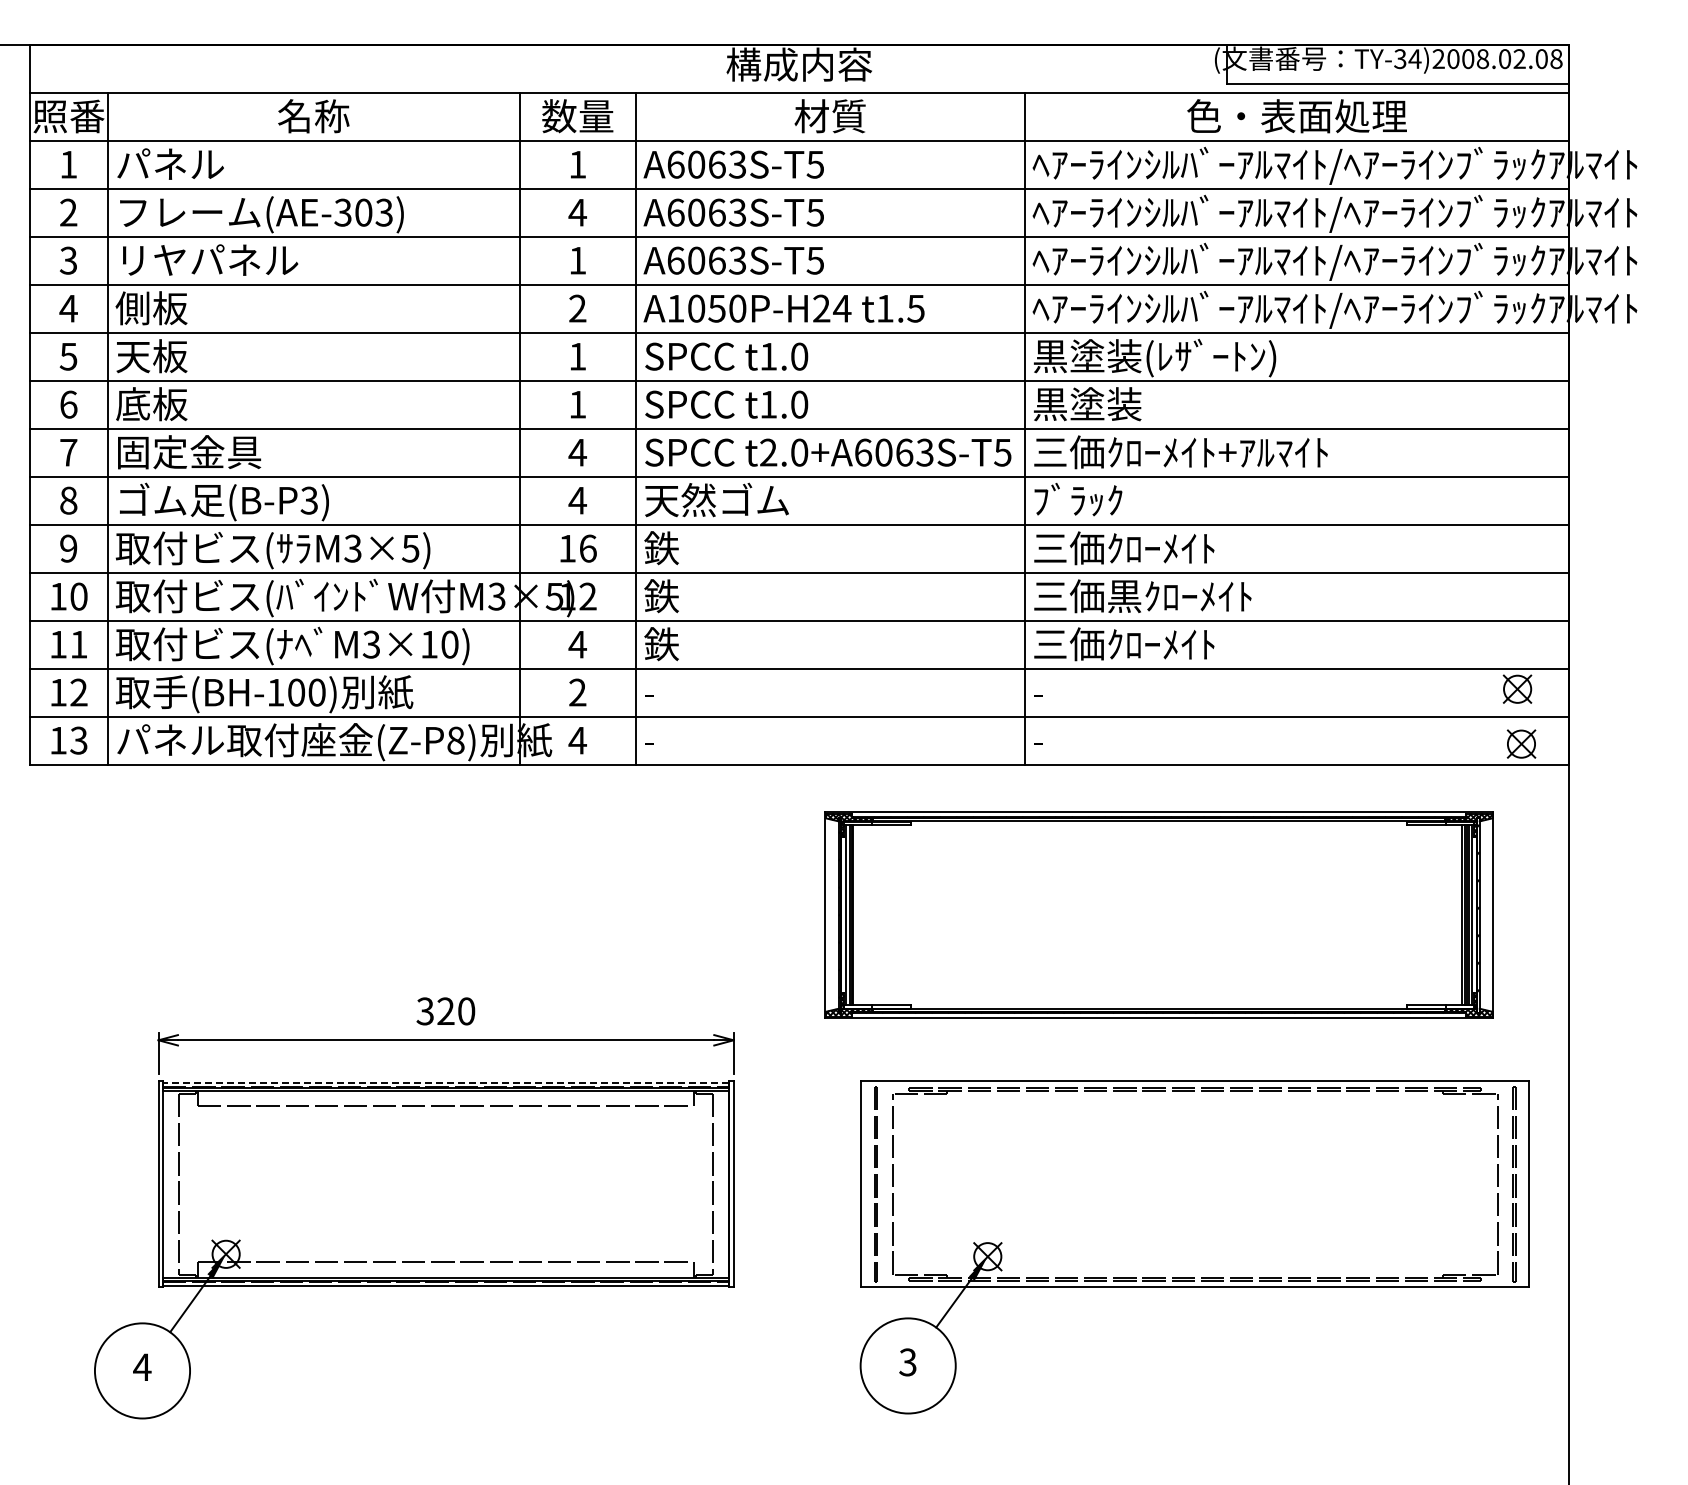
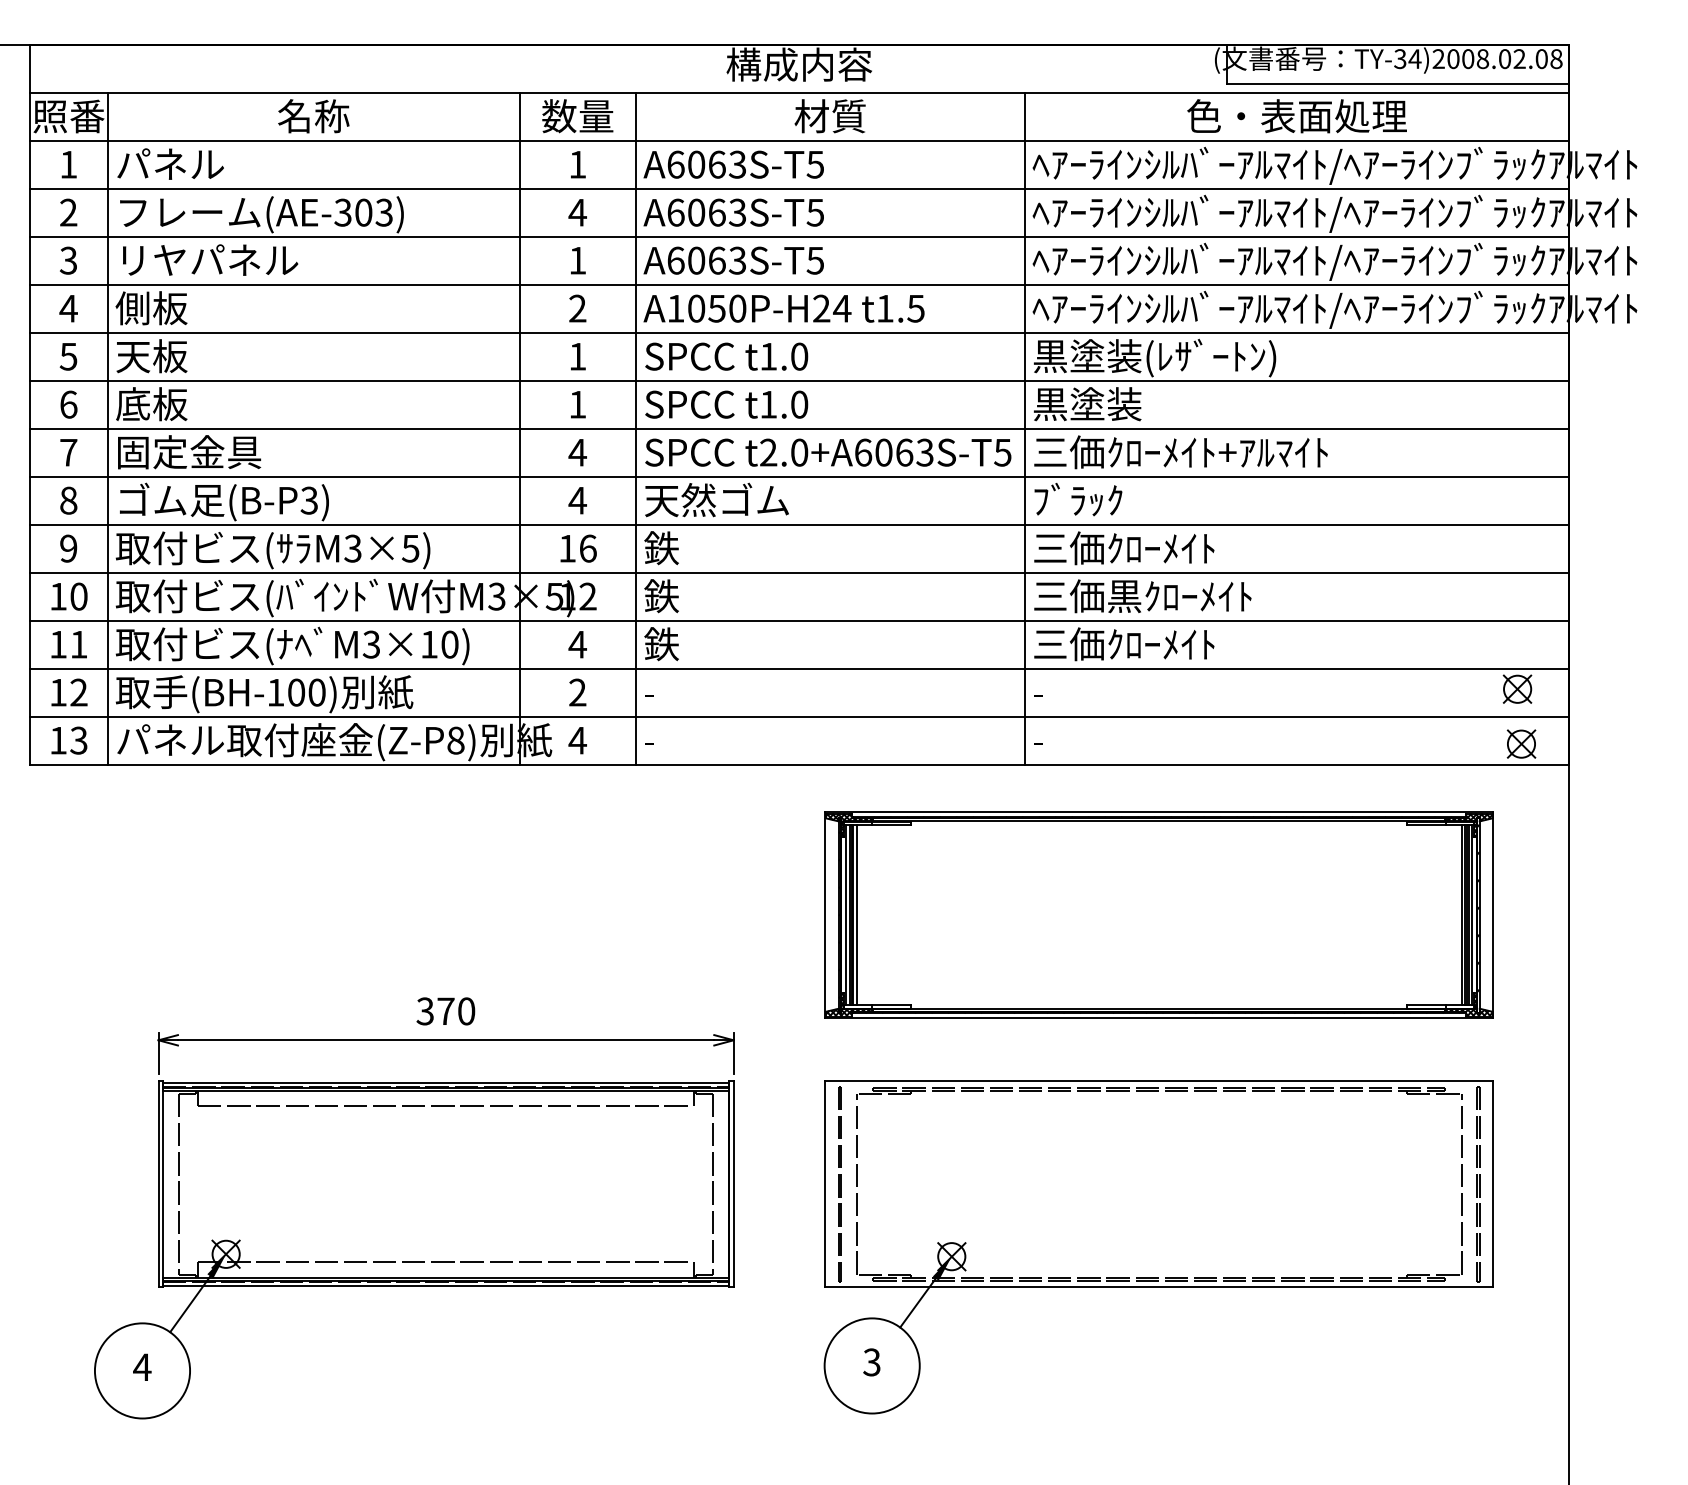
line: none -> present (856, 914)
text: 320 -> 370 (445, 1010)
line: dashed -> solid (446, 1082)
part position: (1194, 1247) -> (1158, 1247) (1158, 1247)
